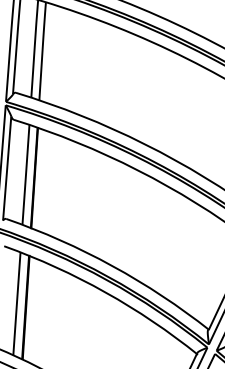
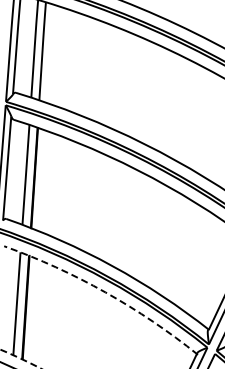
arc: solid -> dashed (105, 292)
arc: solid -> dashed (21, 358)
